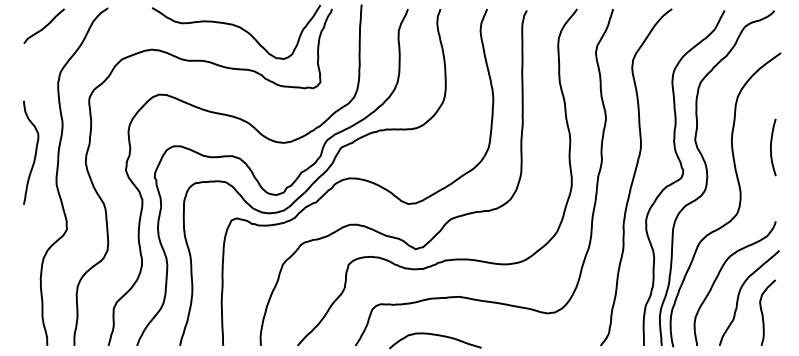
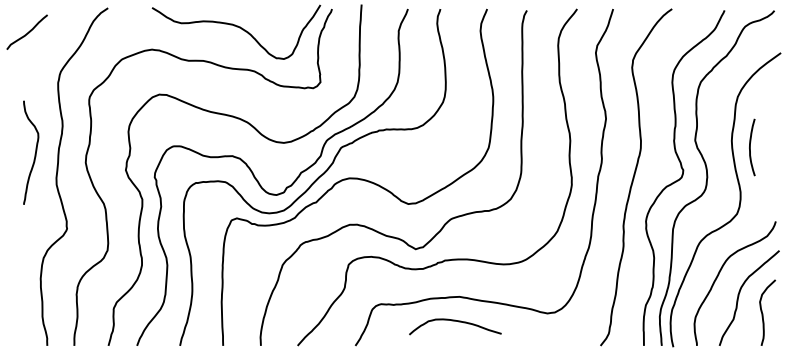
curve position: (44, 26) -> (27, 32) (27, 32)
curve position: (771, 147) -> (750, 147) (750, 147)
curve position: (435, 335) -> (455, 321) (455, 321)
